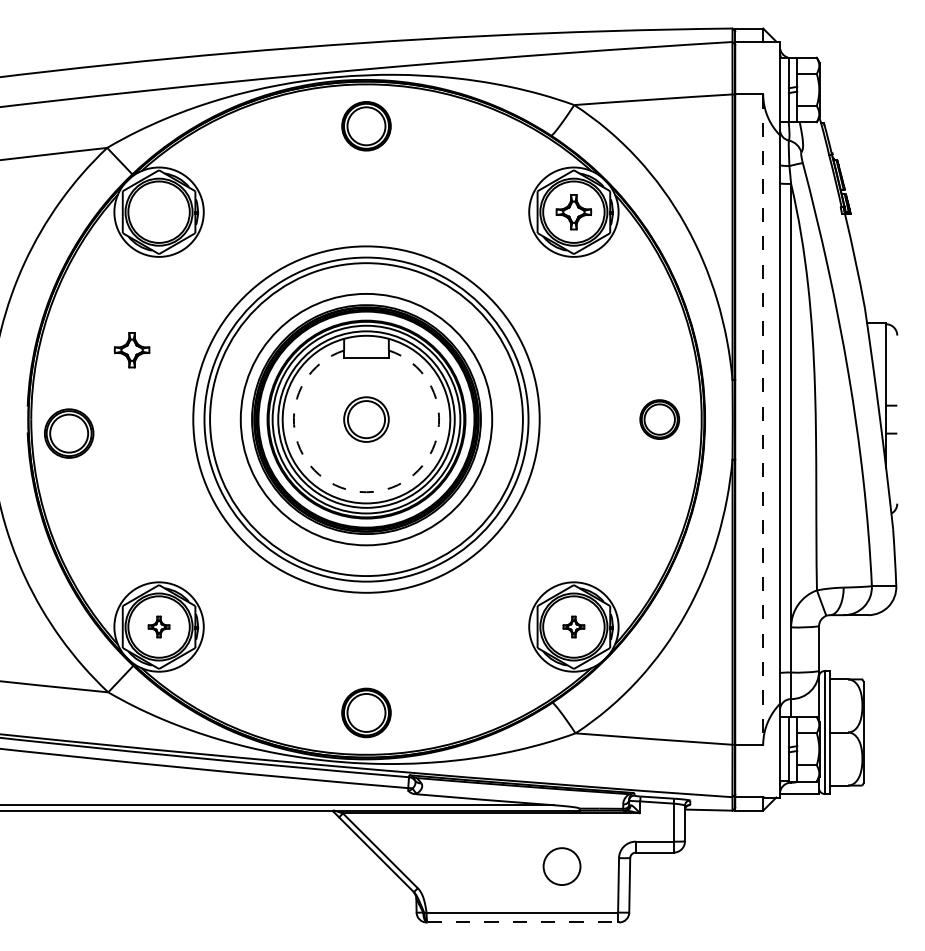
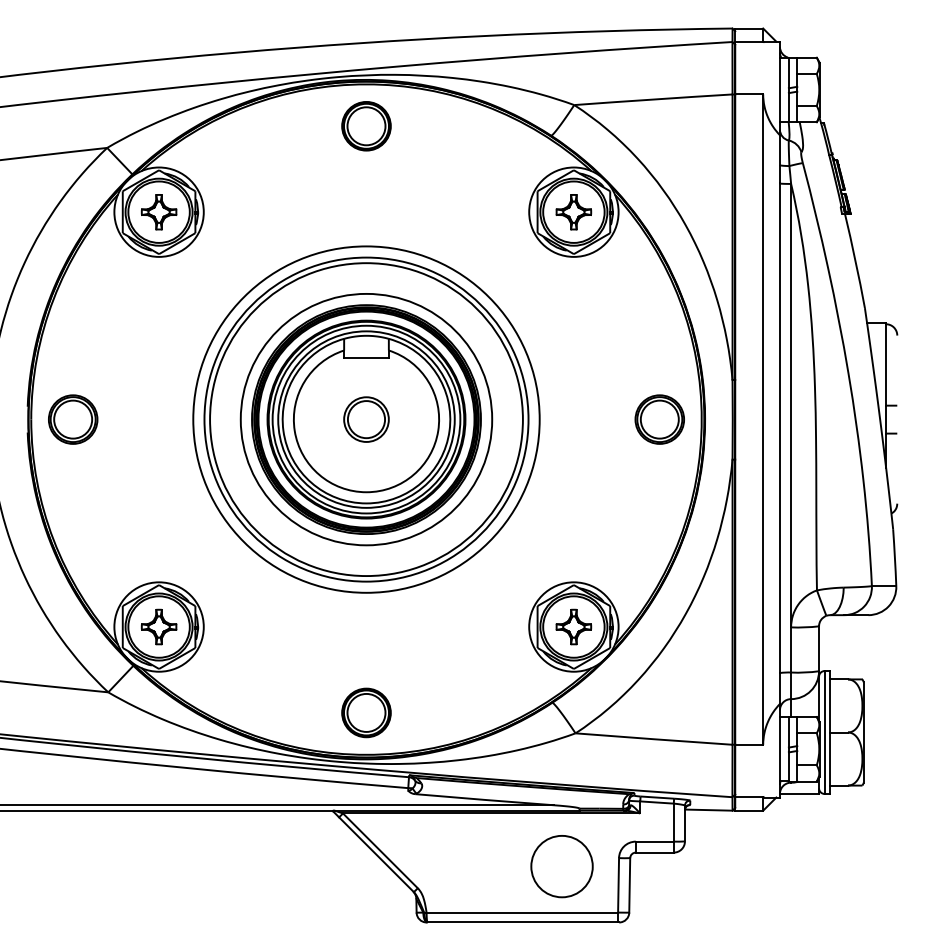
part position: (131, 350) -> (158, 212) (158, 212)
part size: 42x41 px -> 51x51 px (659, 419)
line: dashed -> solid (763, 420)
part position: (69, 433) -> (73, 419) (73, 419)
arc: dashed -> solid (366, 492)
part size: 24x24 px -> 38x38 px (158, 626)
part size: 24x24 px -> 38x38 px (573, 626)
circle diameter: 37 px -> 61 px (561, 866)
line: dashed -> solid (523, 922)
